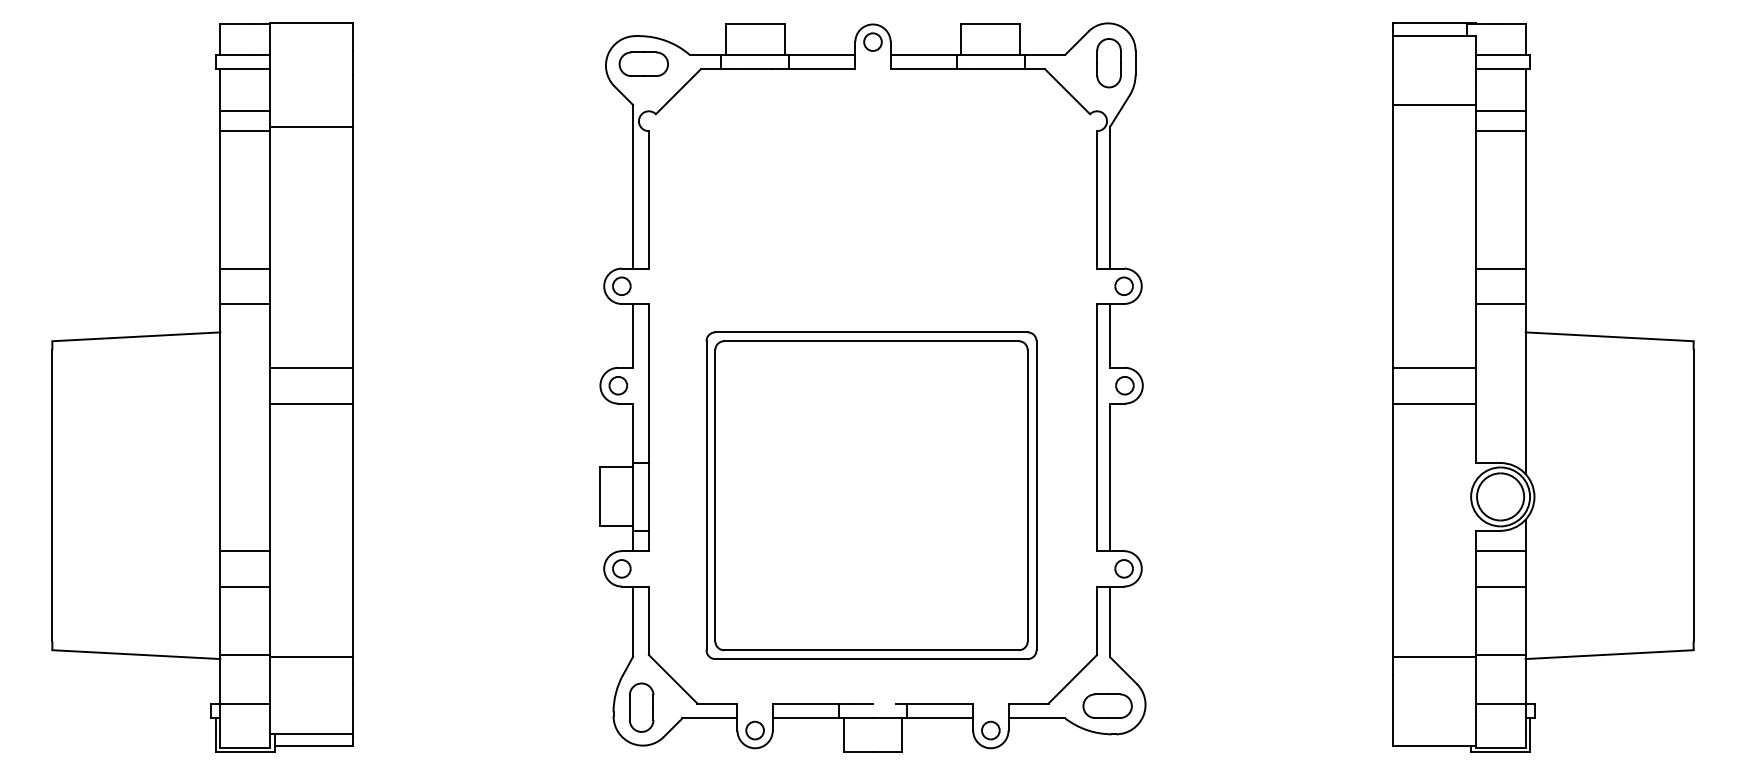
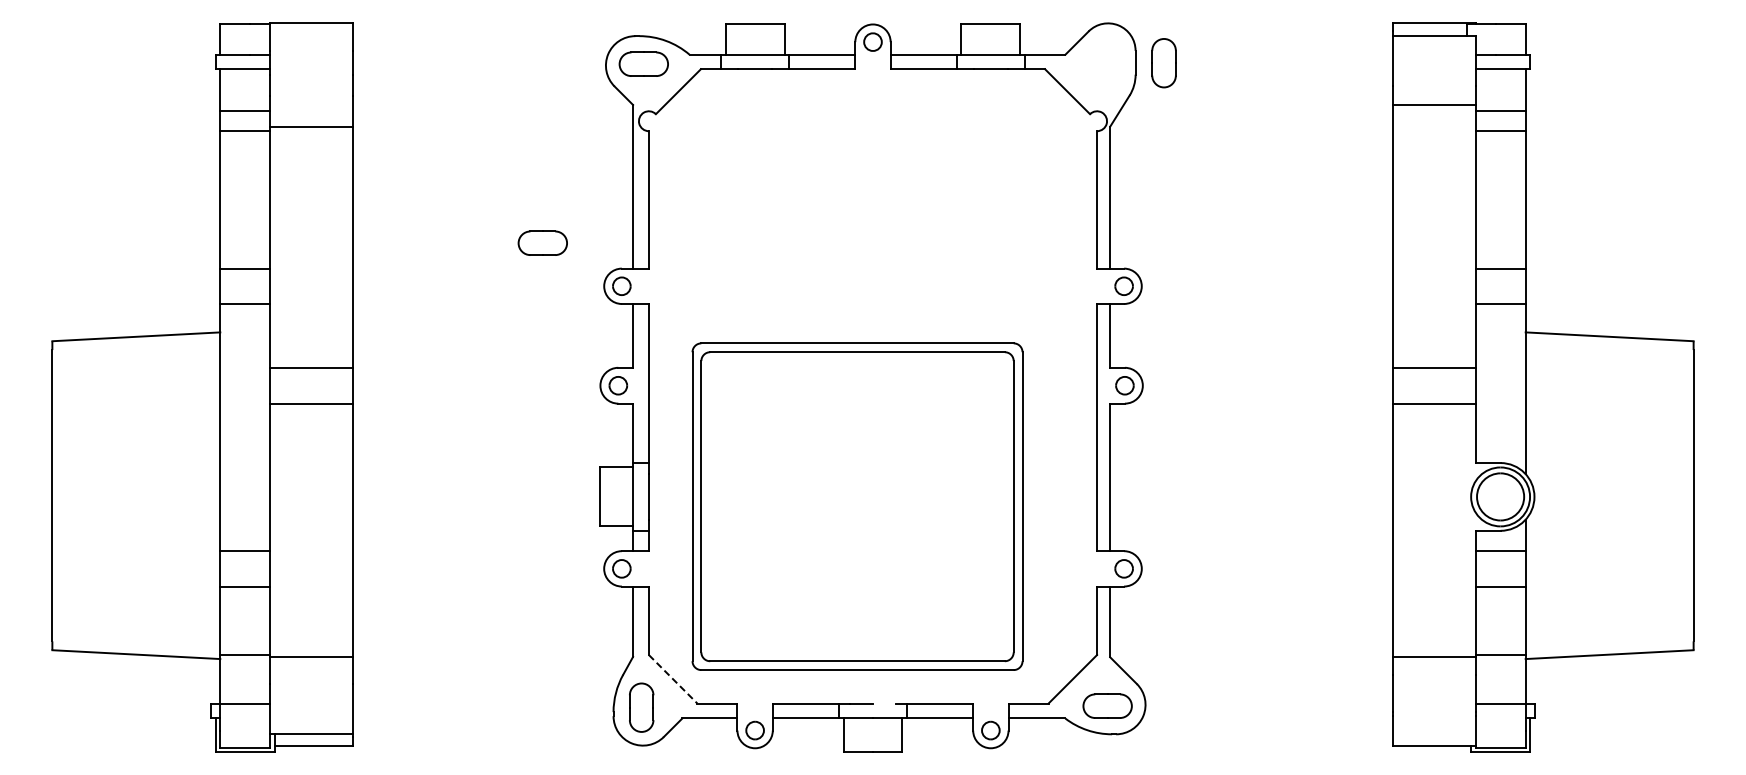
part position: (1108, 63) -> (1163, 63) (1163, 63)
part: none -> present (542, 242)
part position: (871, 495) -> (857, 506) (857, 506)
line: solid -> dashed (673, 679)
